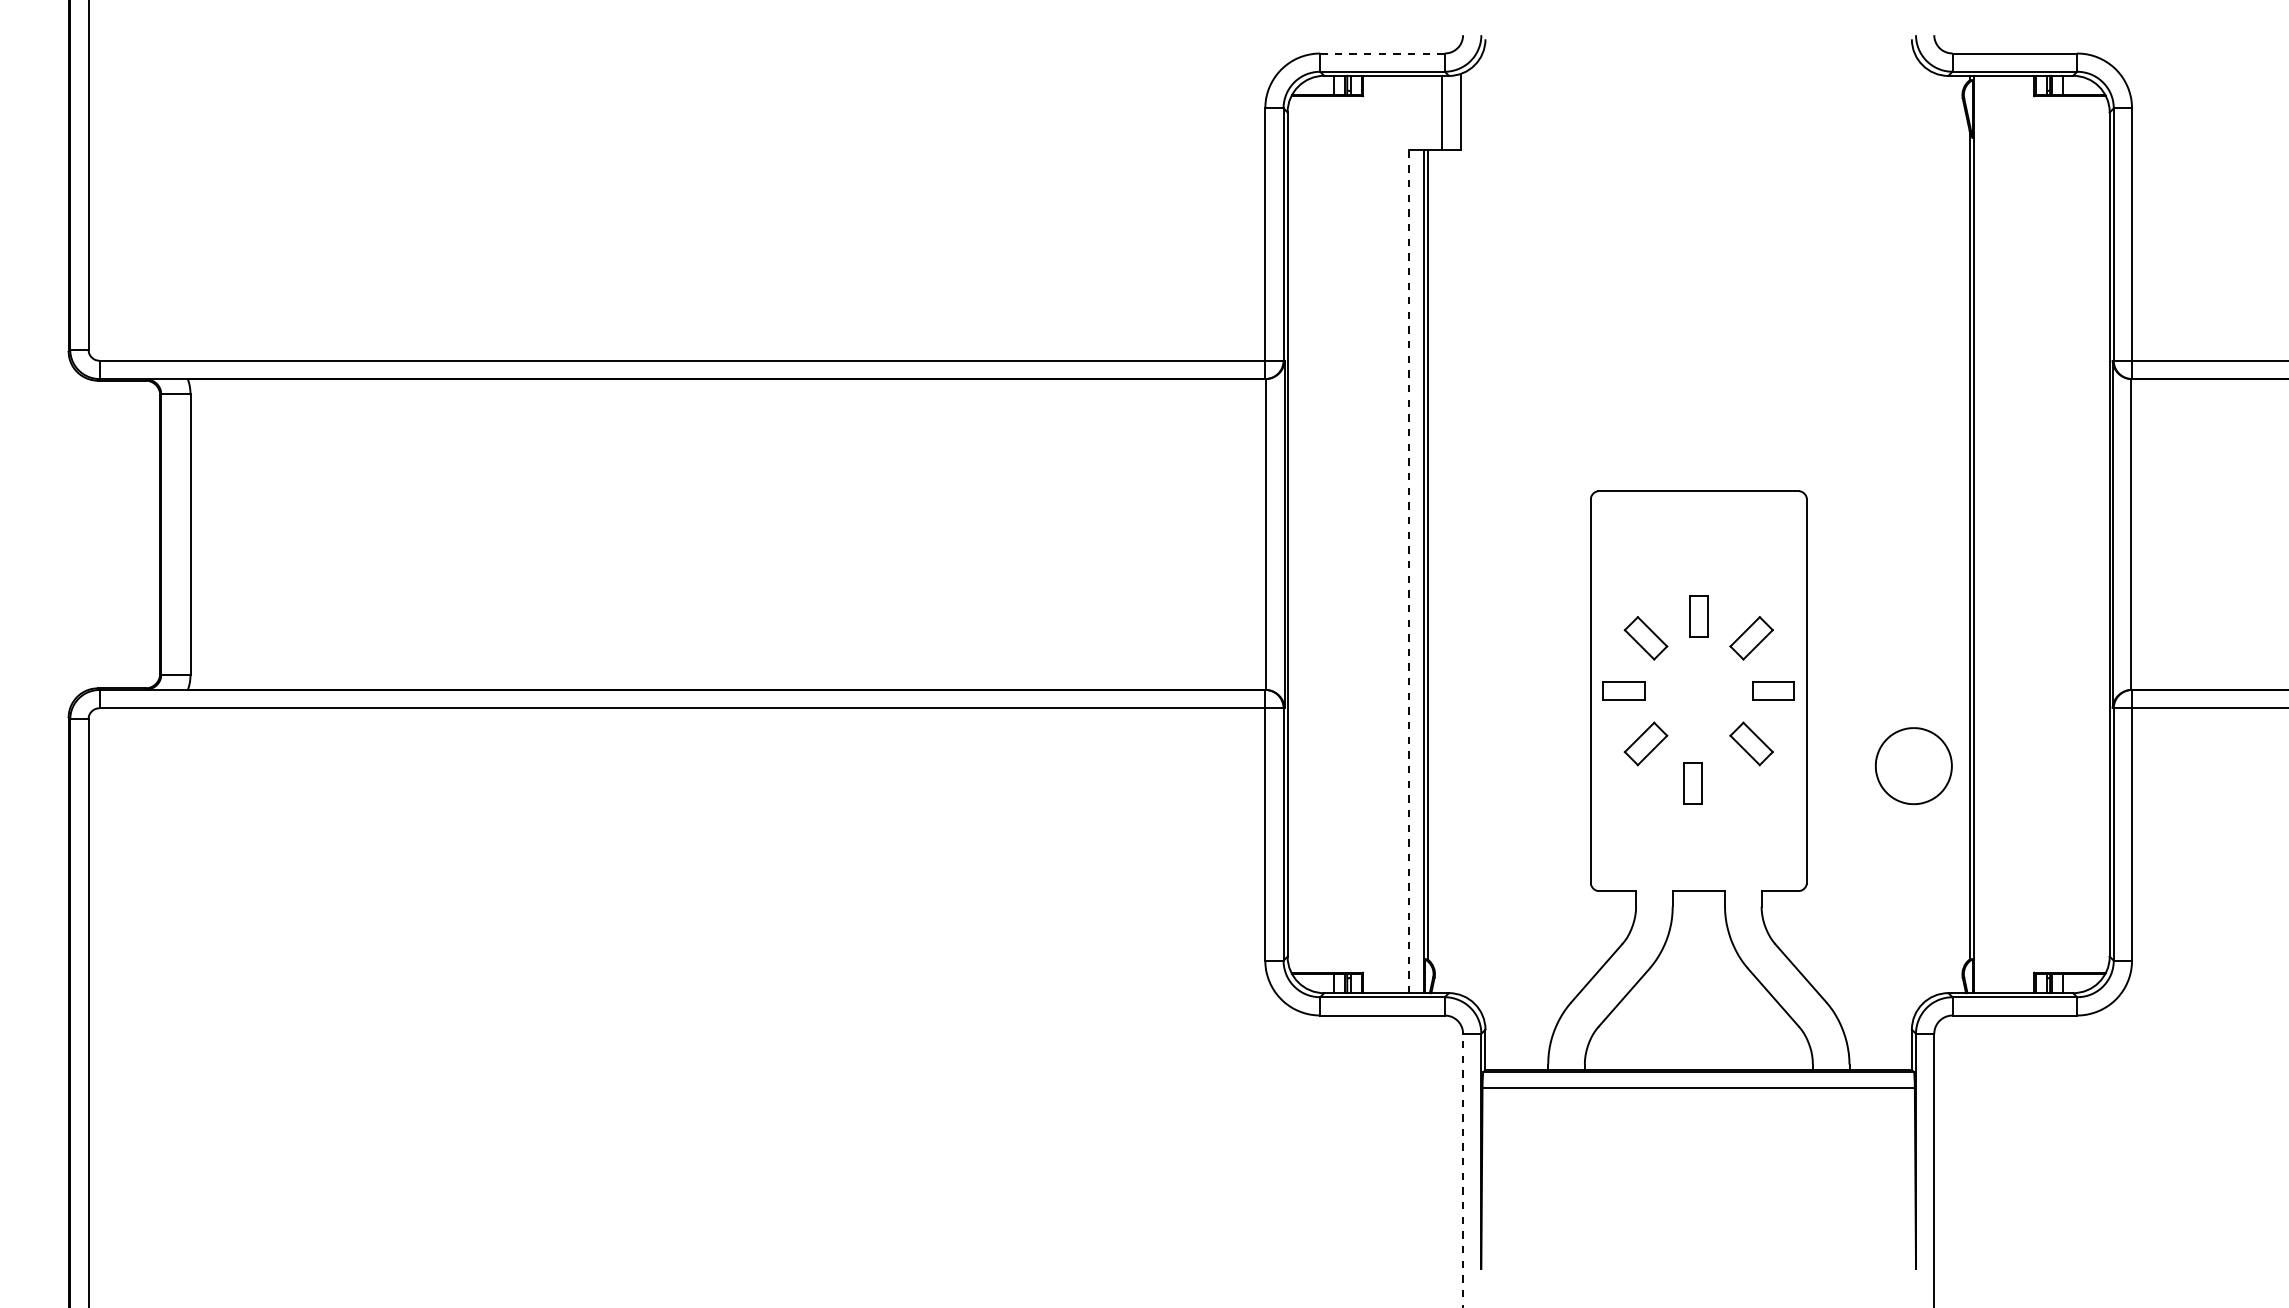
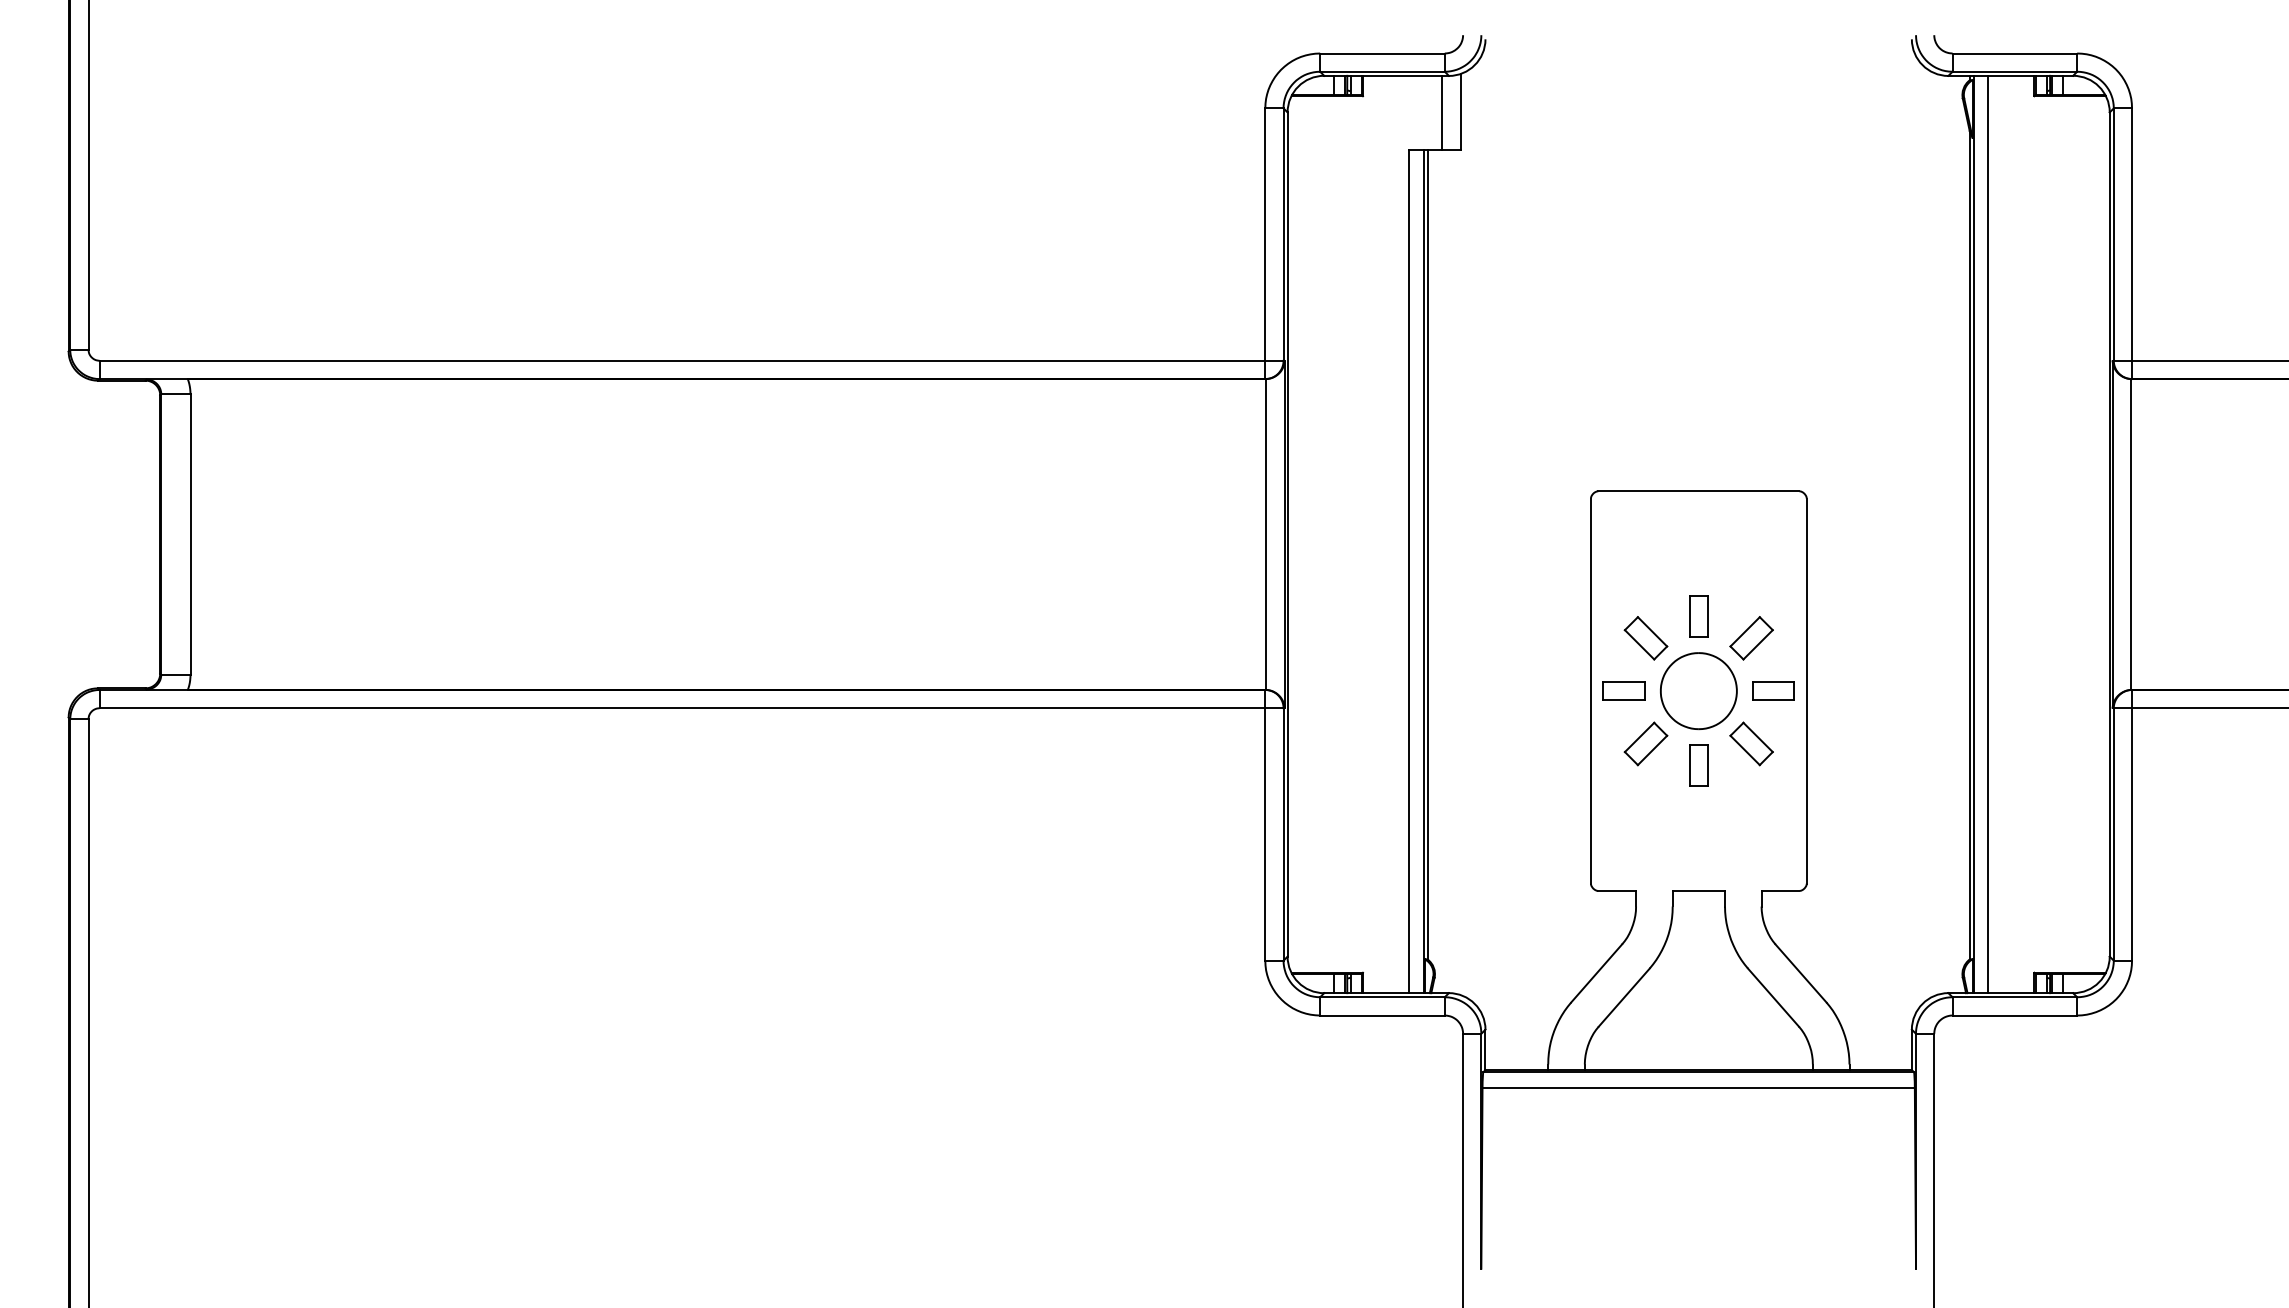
line: dashed -> solid (1382, 53)
line: none -> present (1988, 534)
line: dashed -> solid (1409, 571)
part position: (1913, 766) -> (1698, 691) (1698, 691)
part position: (1692, 783) -> (1698, 765) (1698, 765)
line: dashed -> solid (1463, 1170)
